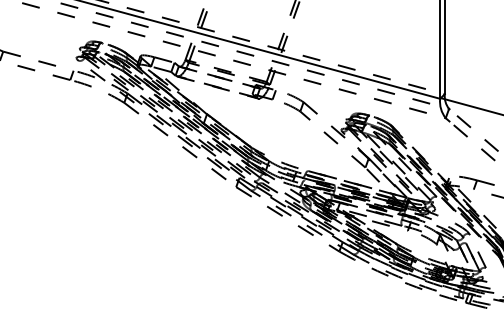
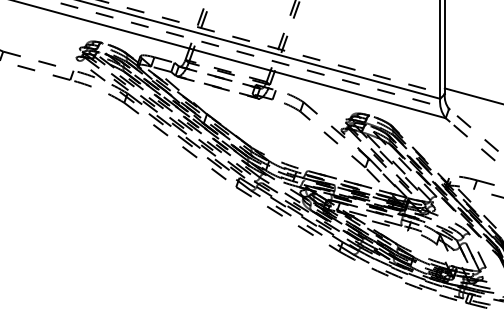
line: dashed -> solid (228, 59)
line position: (470, 106) -> (472, 95) (472, 95)
